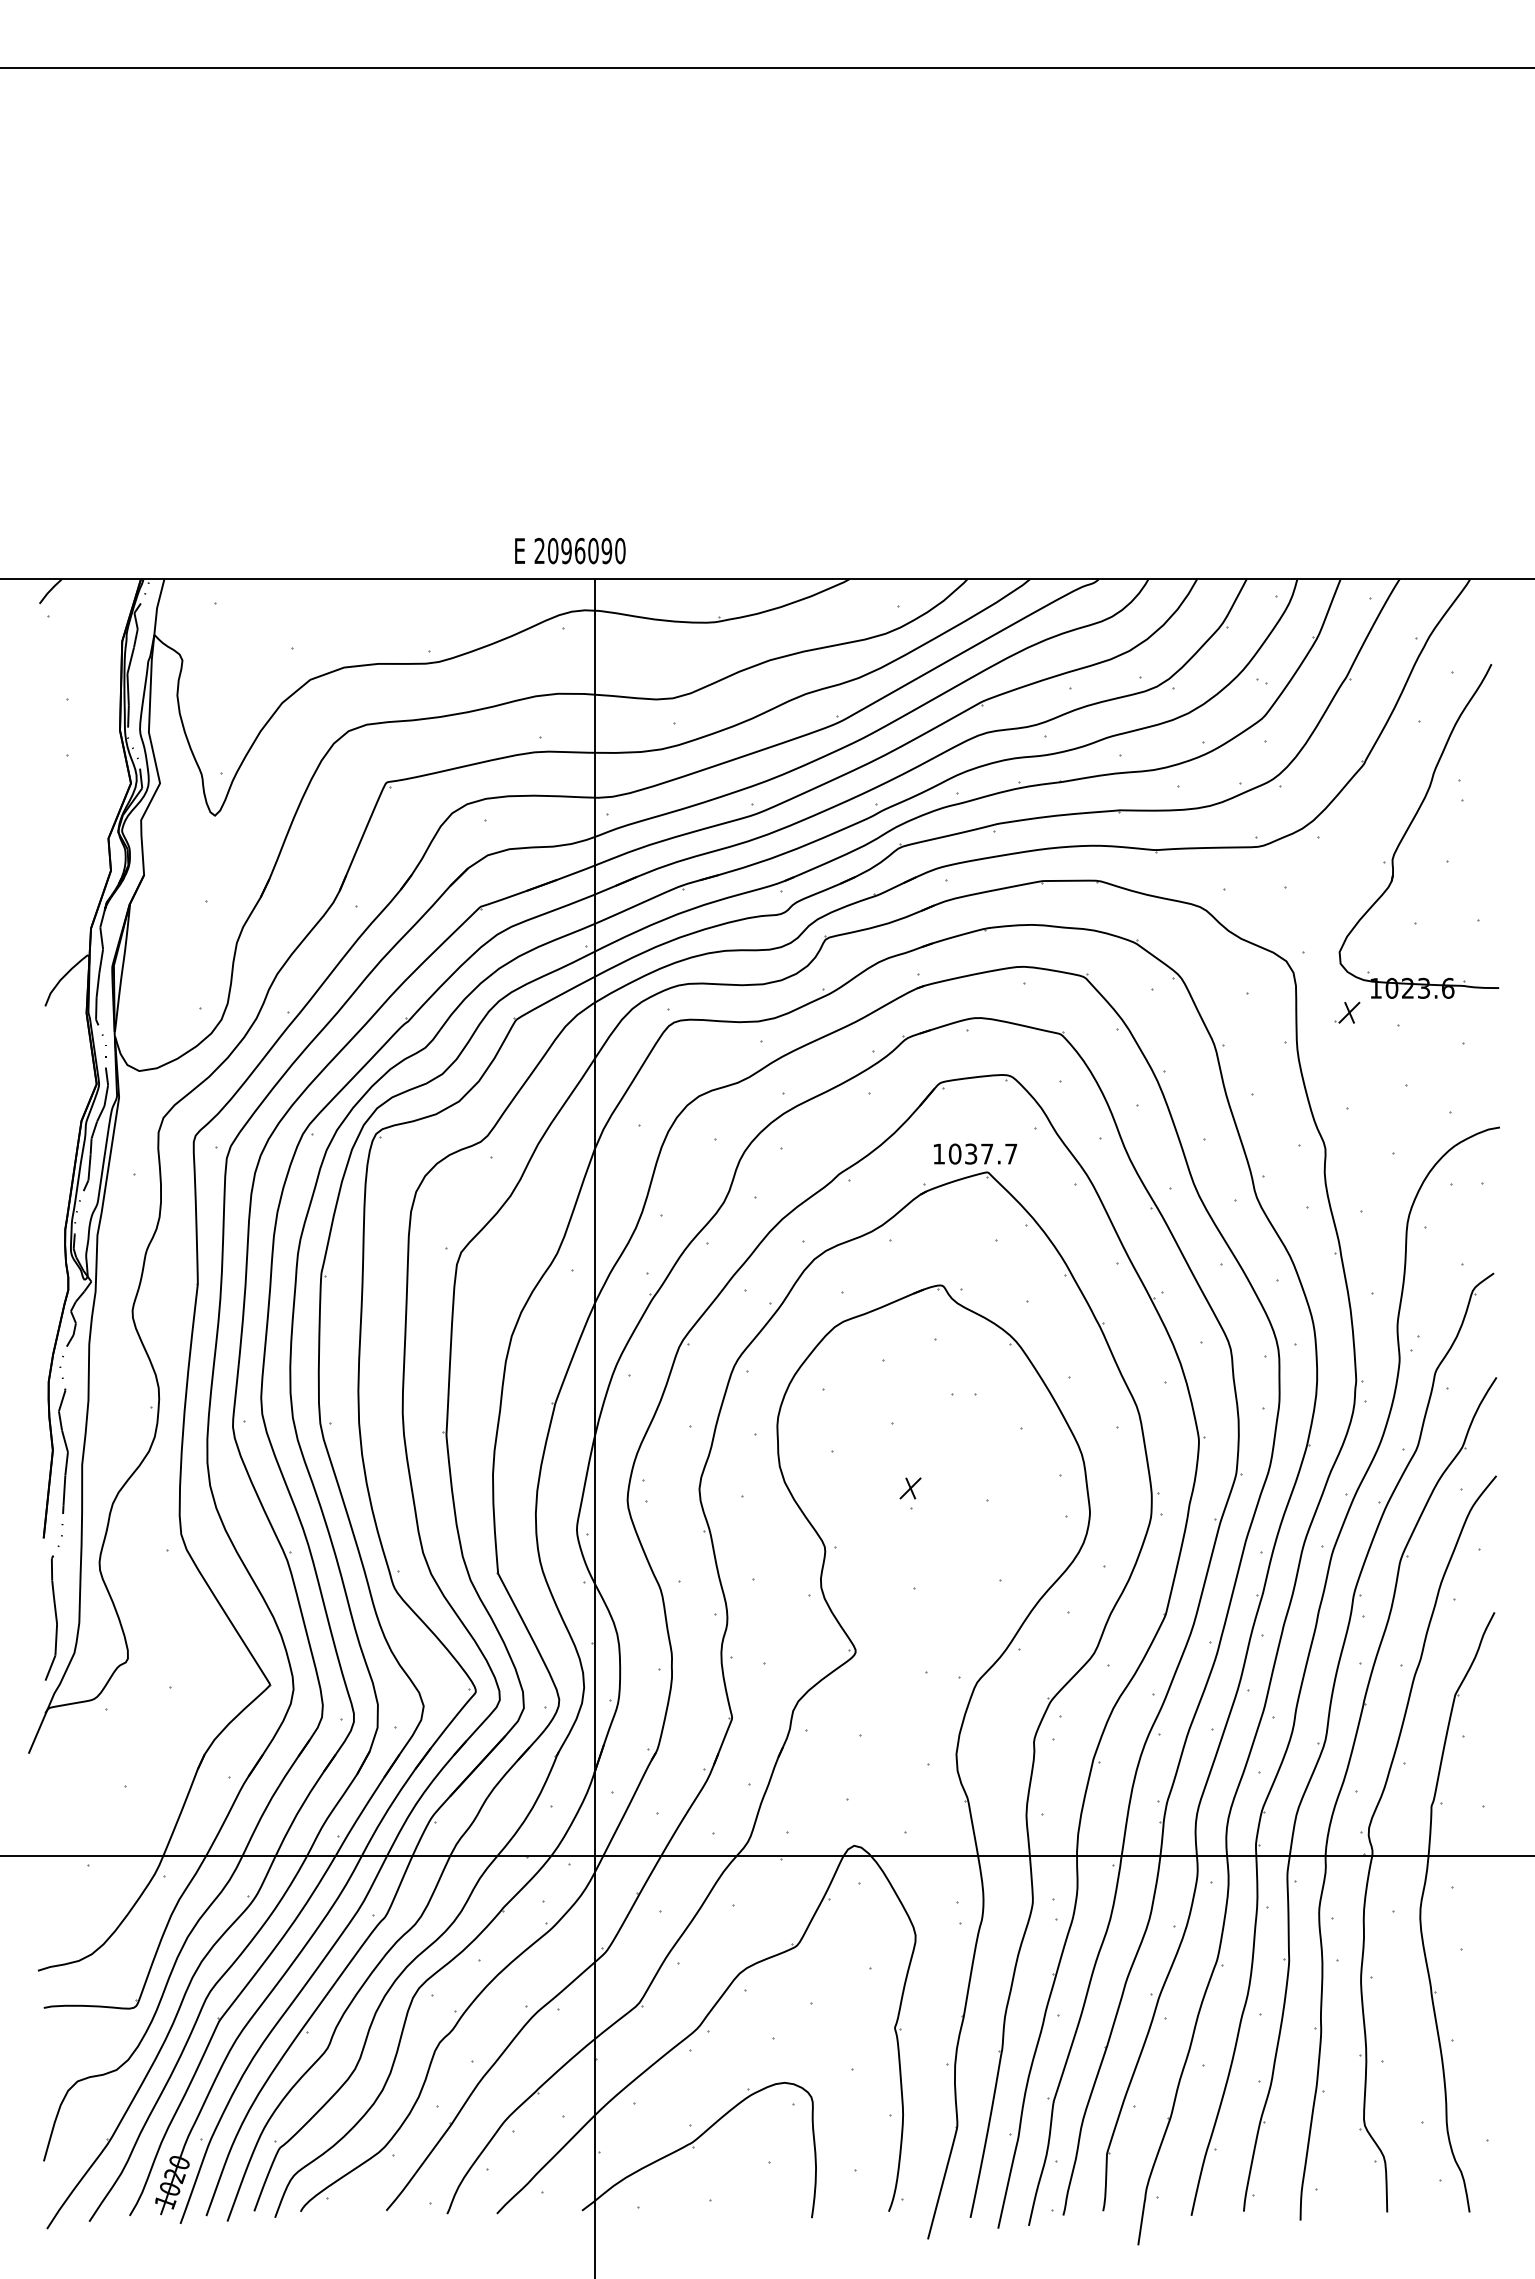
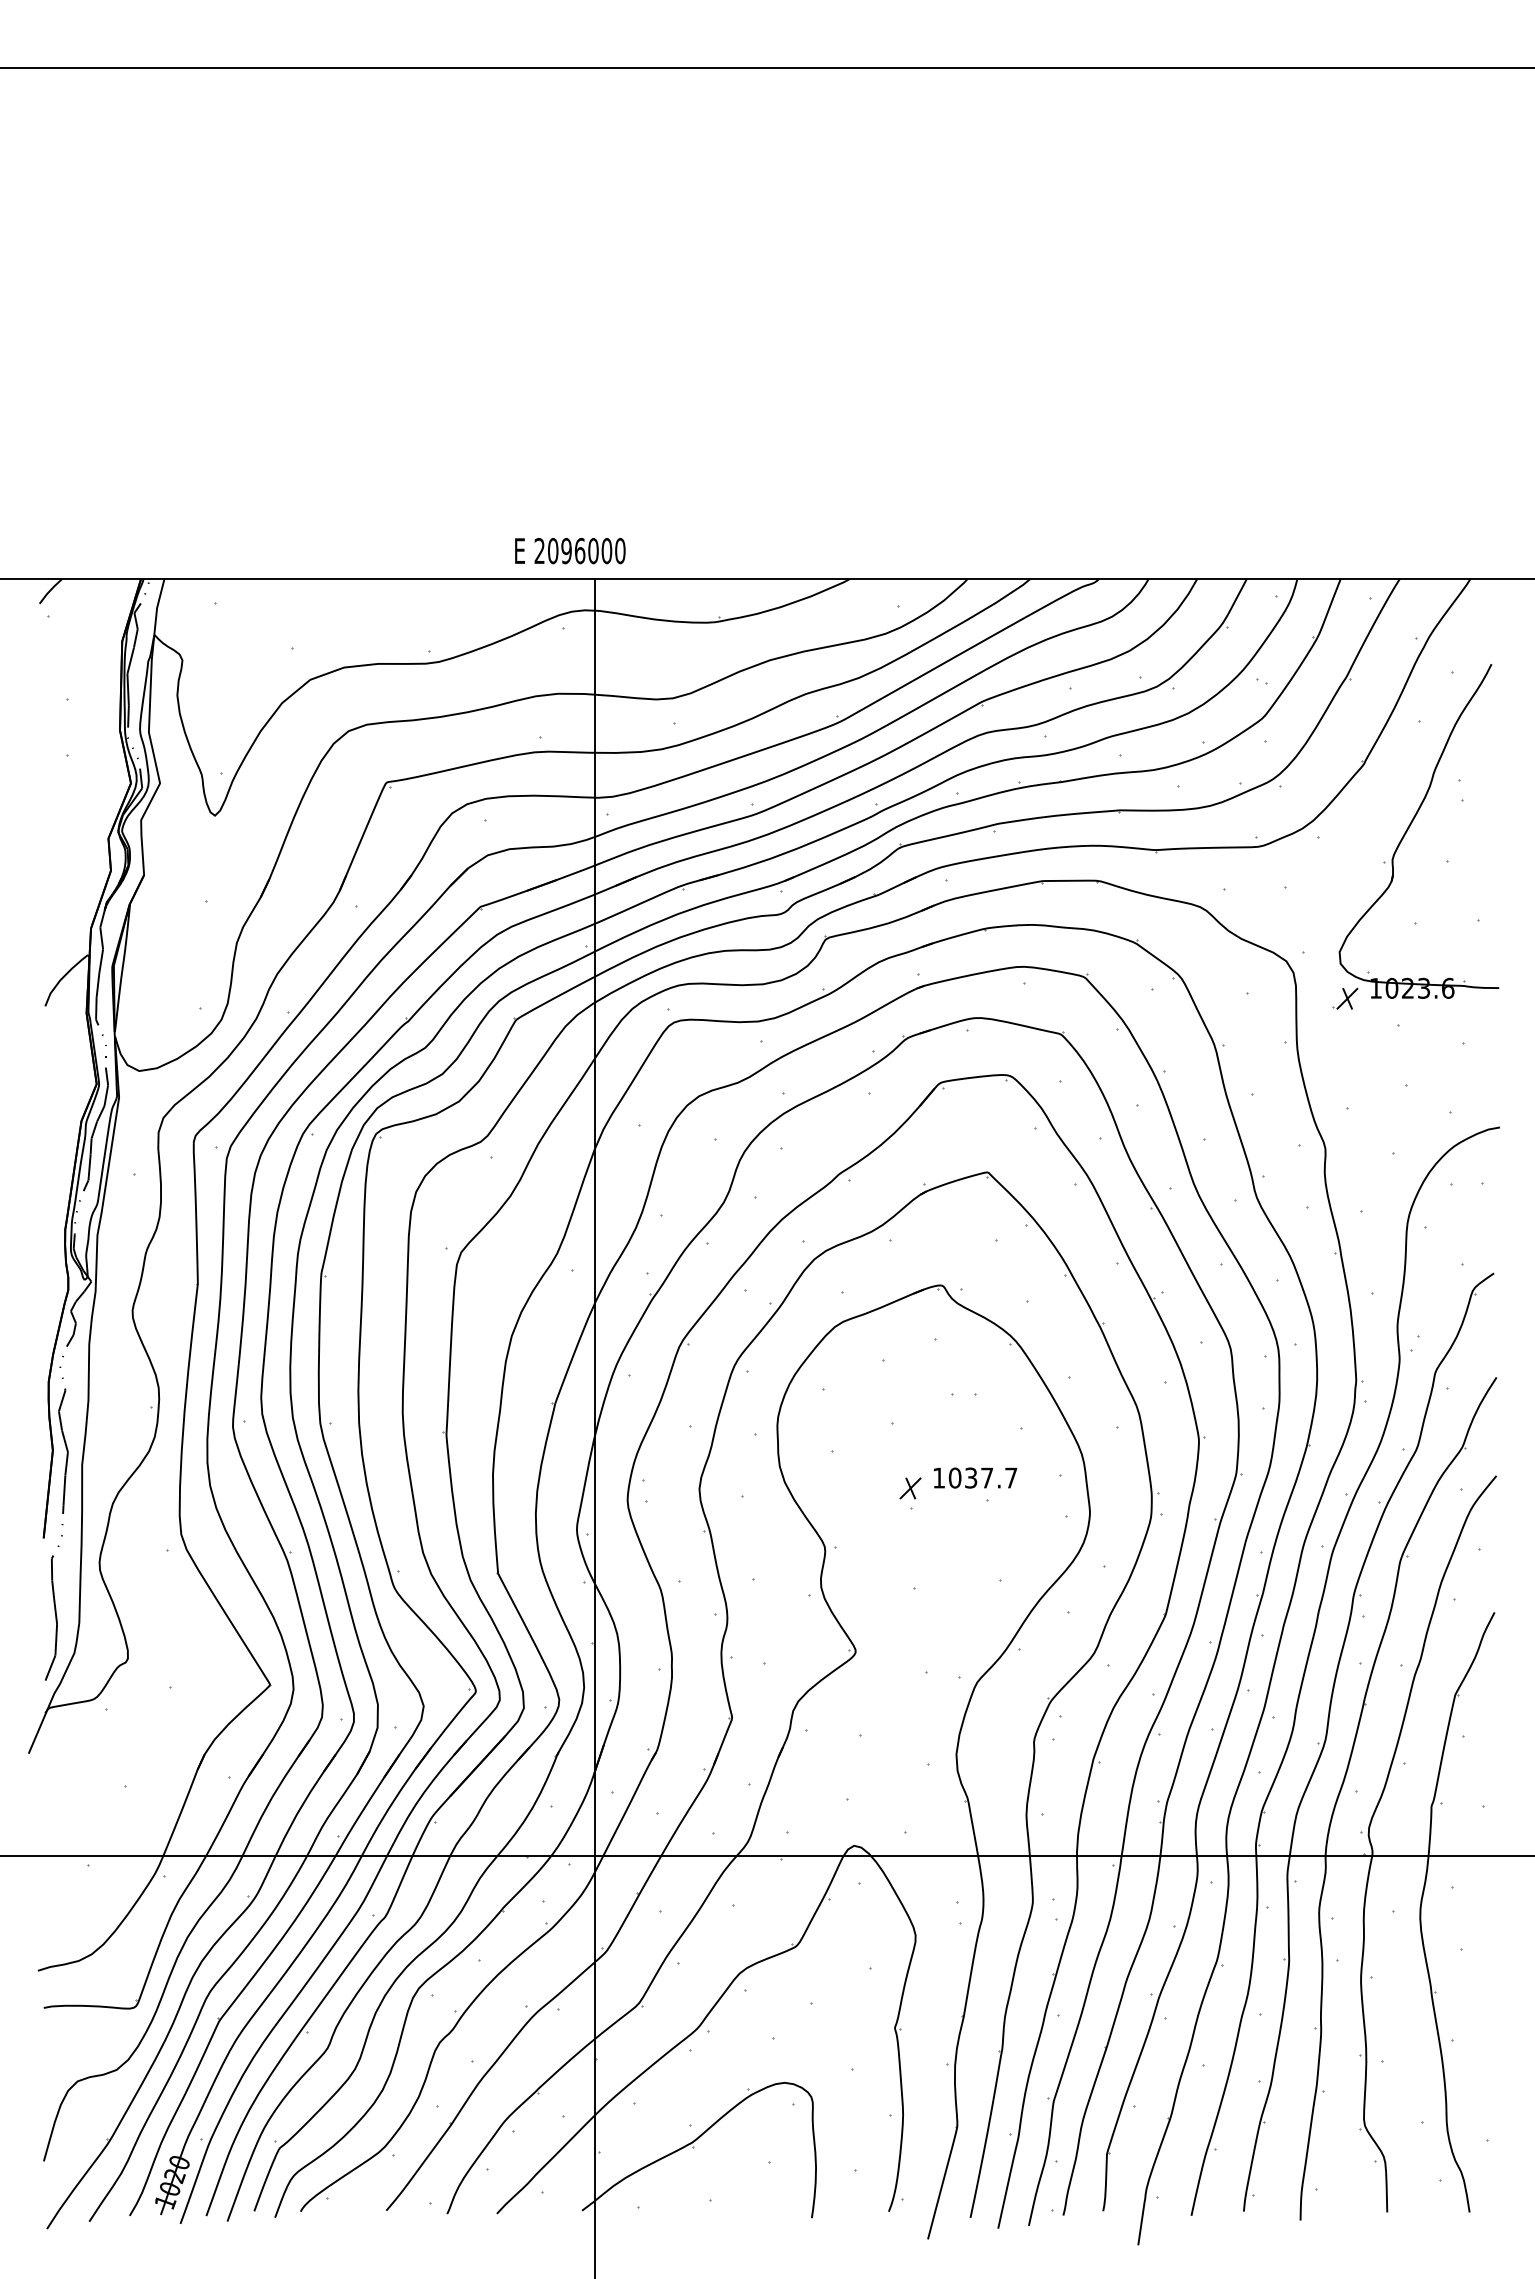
text: 2096090 -> 2096000 (606, 551)
part position: (1347, 1012) -> (1345, 998) (1345, 998)
text position: (975, 1153) -> (975, 1477) (975, 1477)
